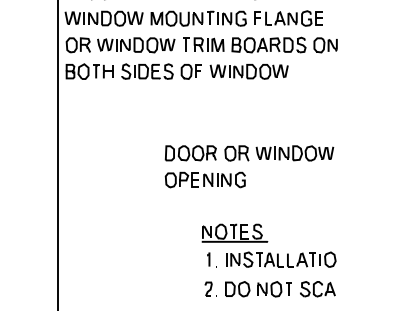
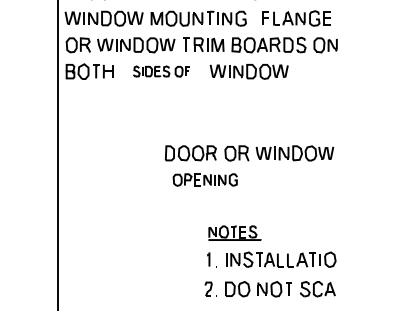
part position: (288, 18) -> (296, 18) (296, 18)
part size: 81x17 px -> 57x13 px (161, 71)
part size: 82x18 px -> 66x14 px (204, 179)
part size: 68x20 px -> 54x16 px (234, 232)
